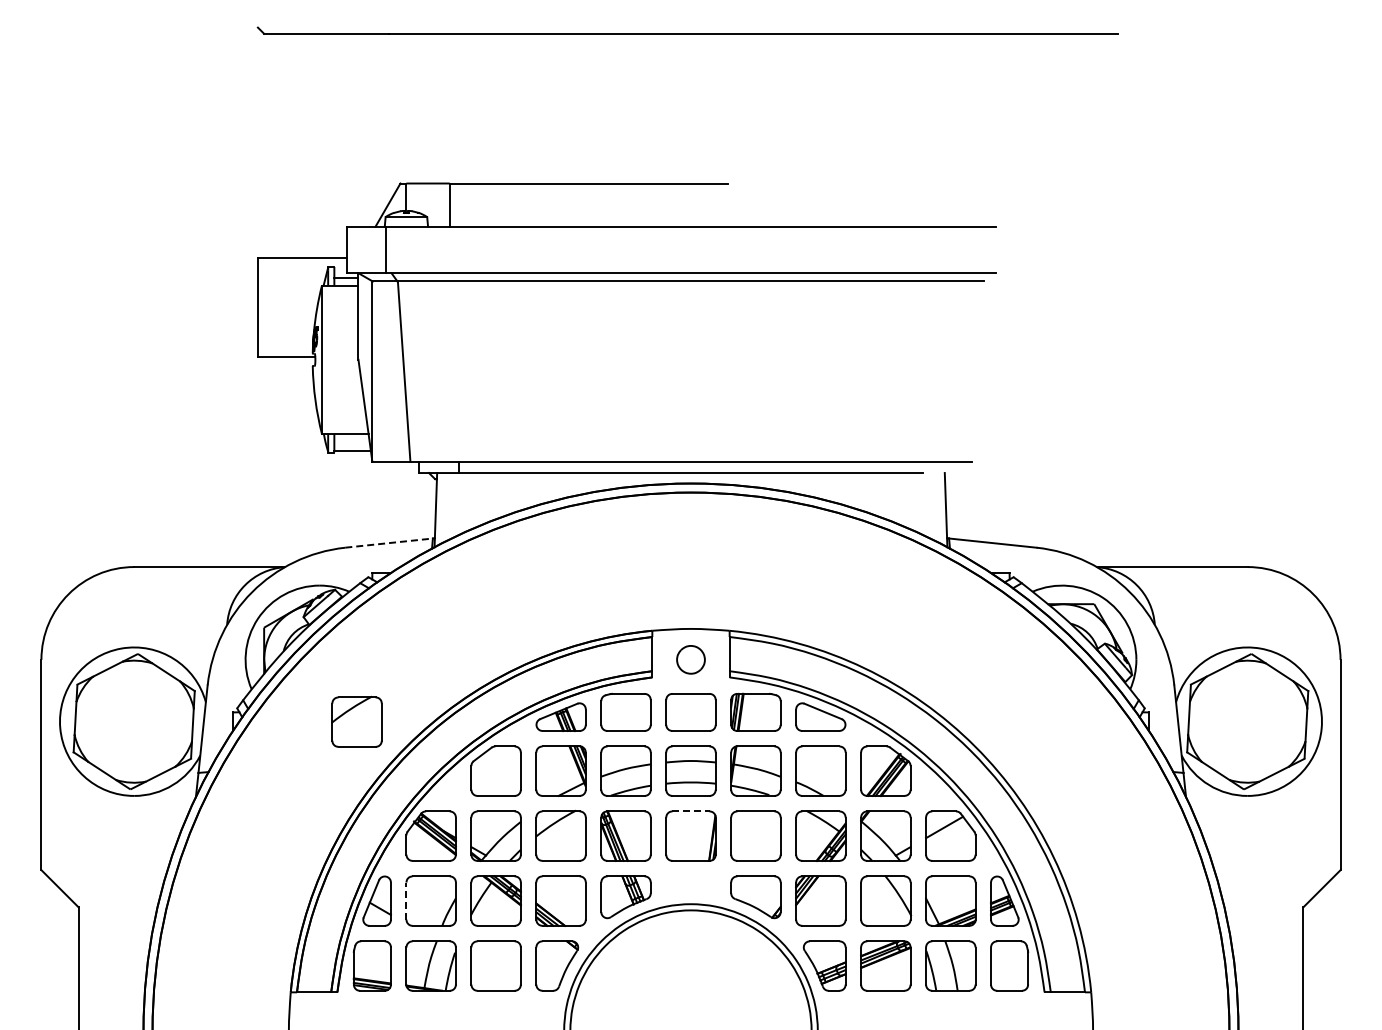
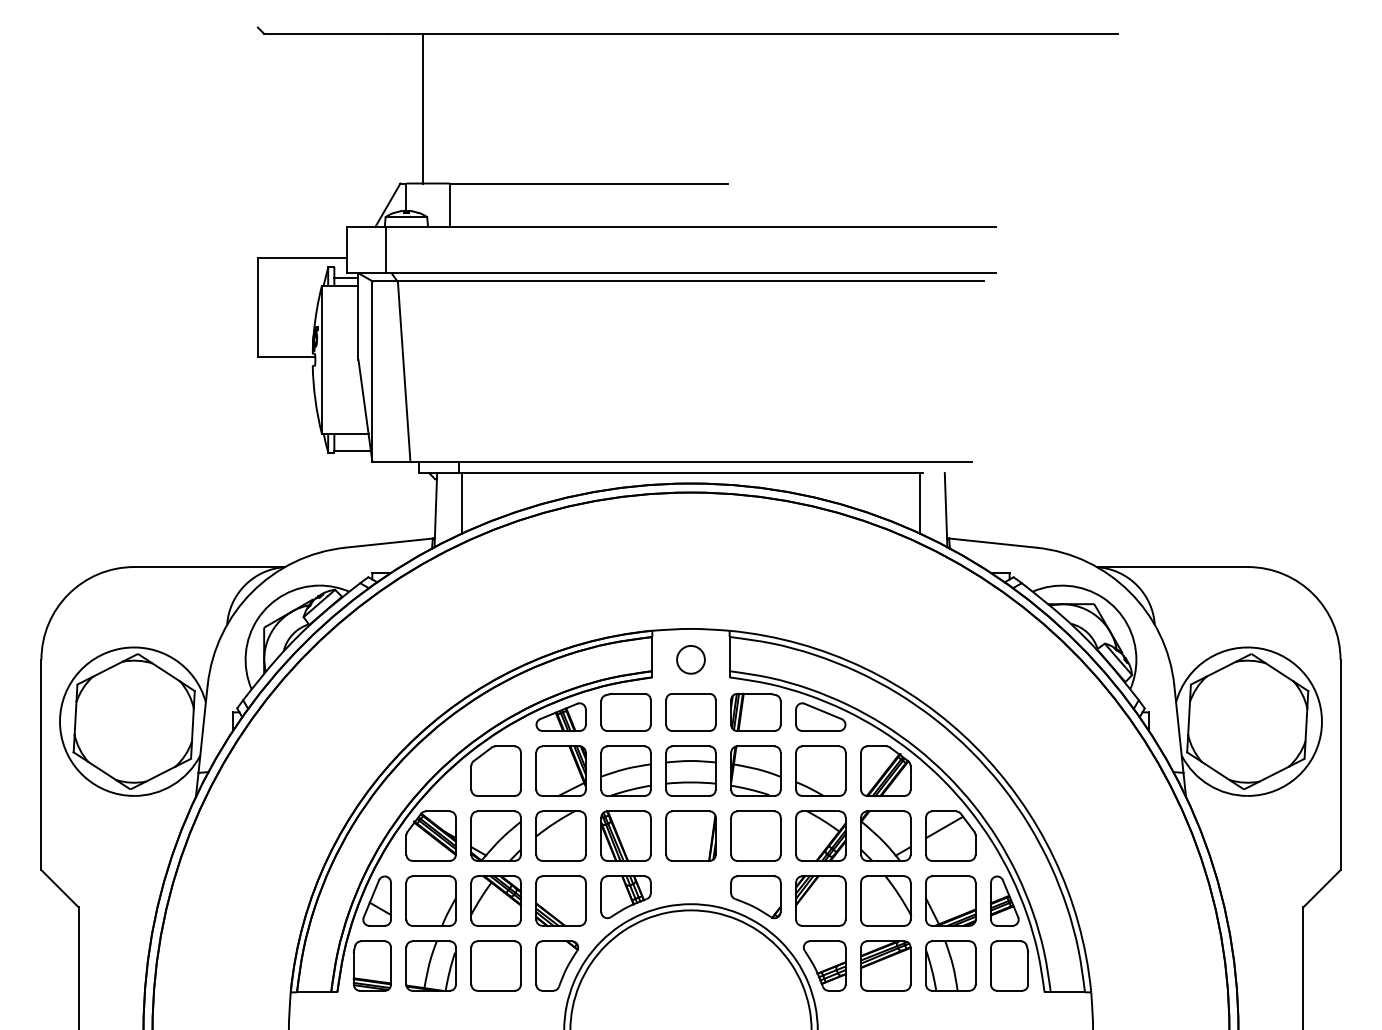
line: none -> present (422, 108)
line: none -> present (462, 503)
line: none -> present (919, 503)
line: dashed -> solid (389, 543)
part: present -> none (356, 721)
line: dashed -> solid (691, 811)
line: dashed -> solid (406, 901)
